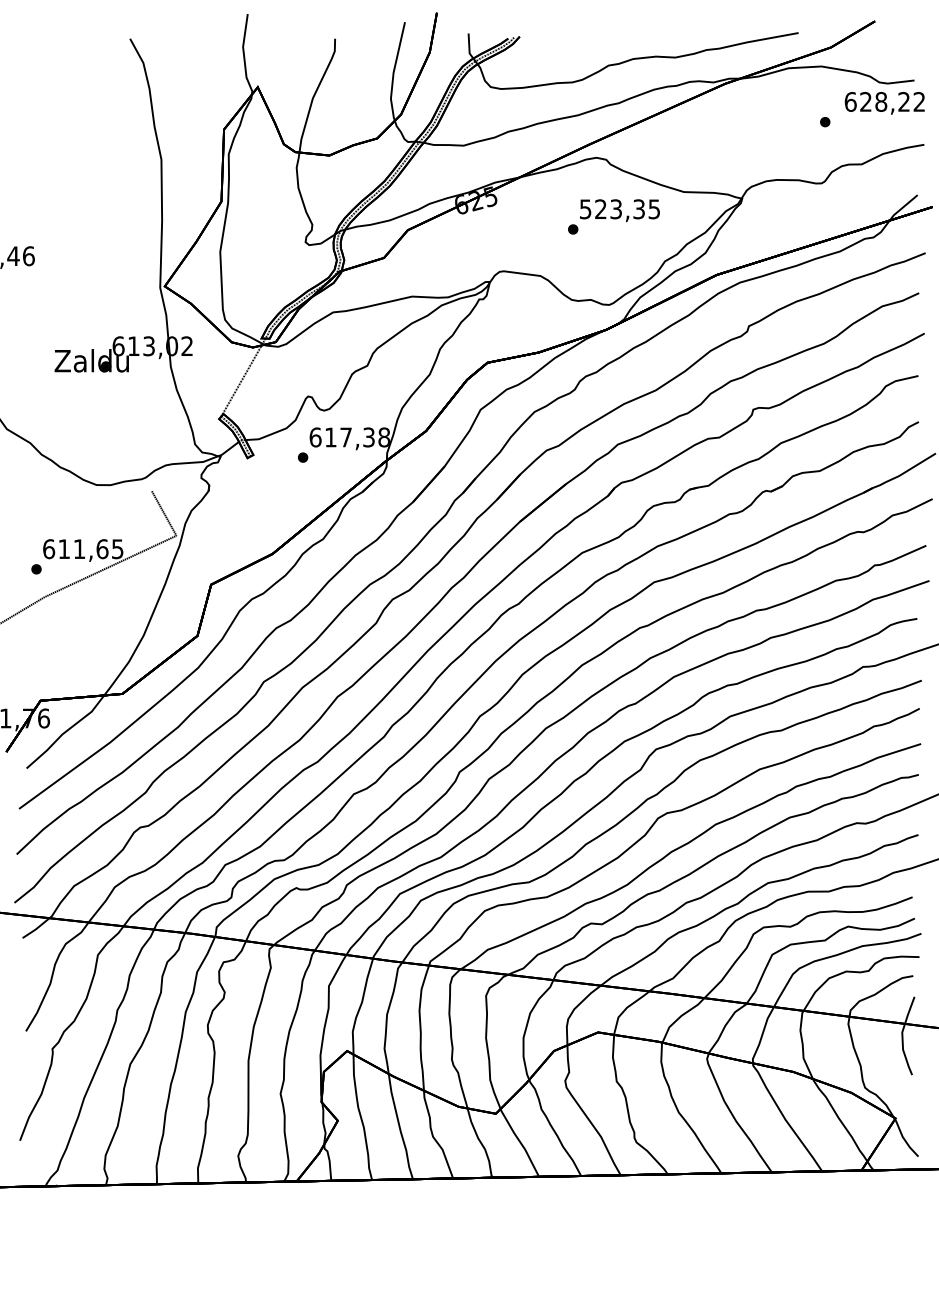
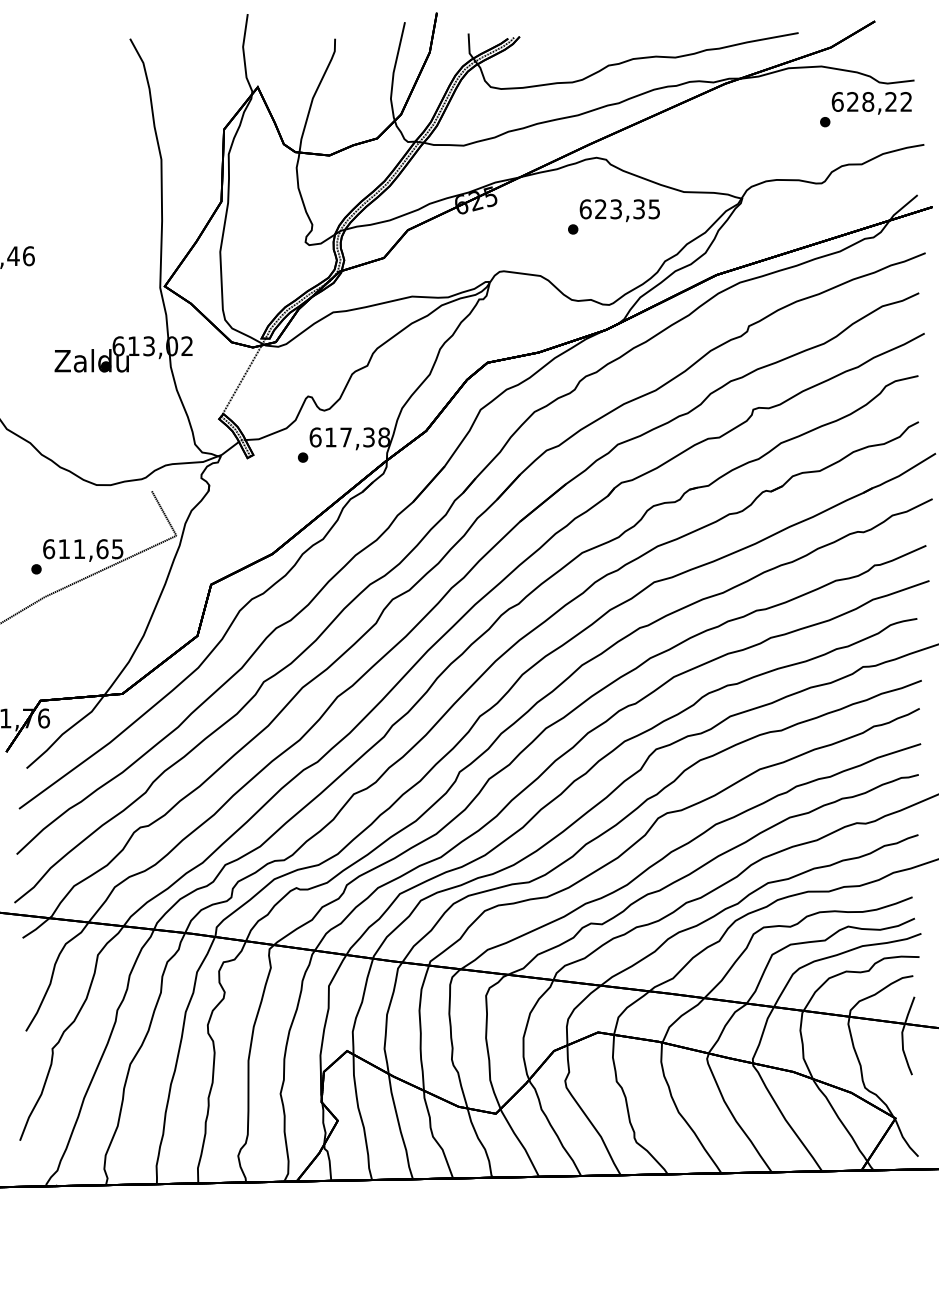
text position: (884, 103) -> (871, 103) (871, 103)
text: 523,35 -> 623,35 (585, 209)
